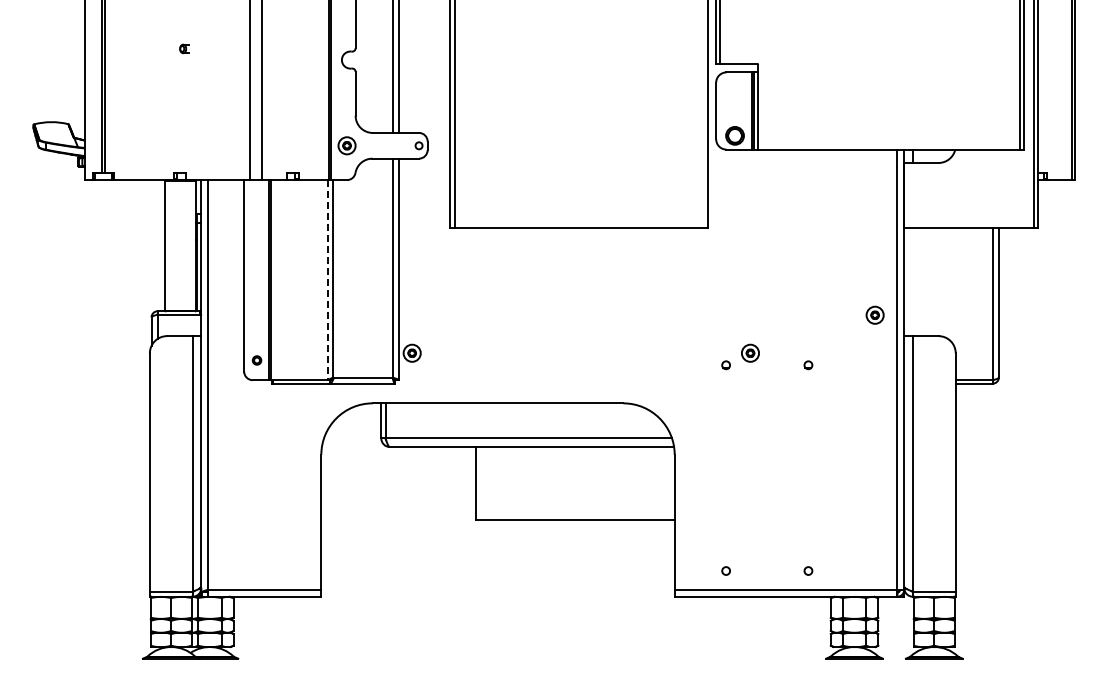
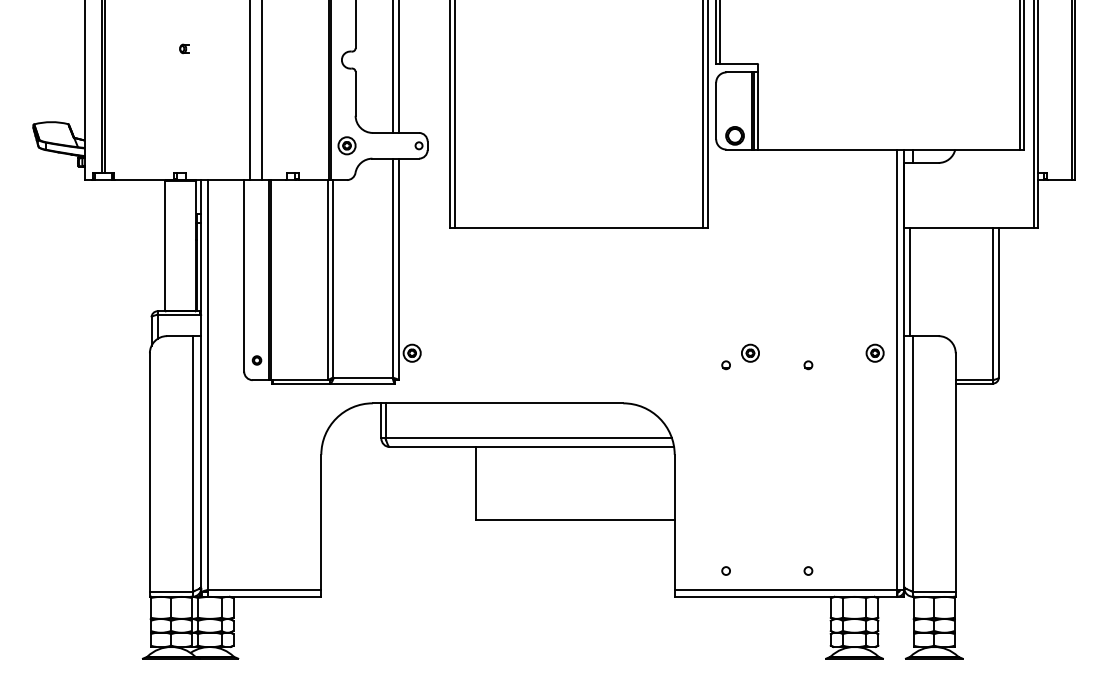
line: none -> present (703, 115)
line: dashed -> solid (328, 280)
line: none -> present (910, 282)
part position: (874, 314) -> (874, 352) (874, 352)
